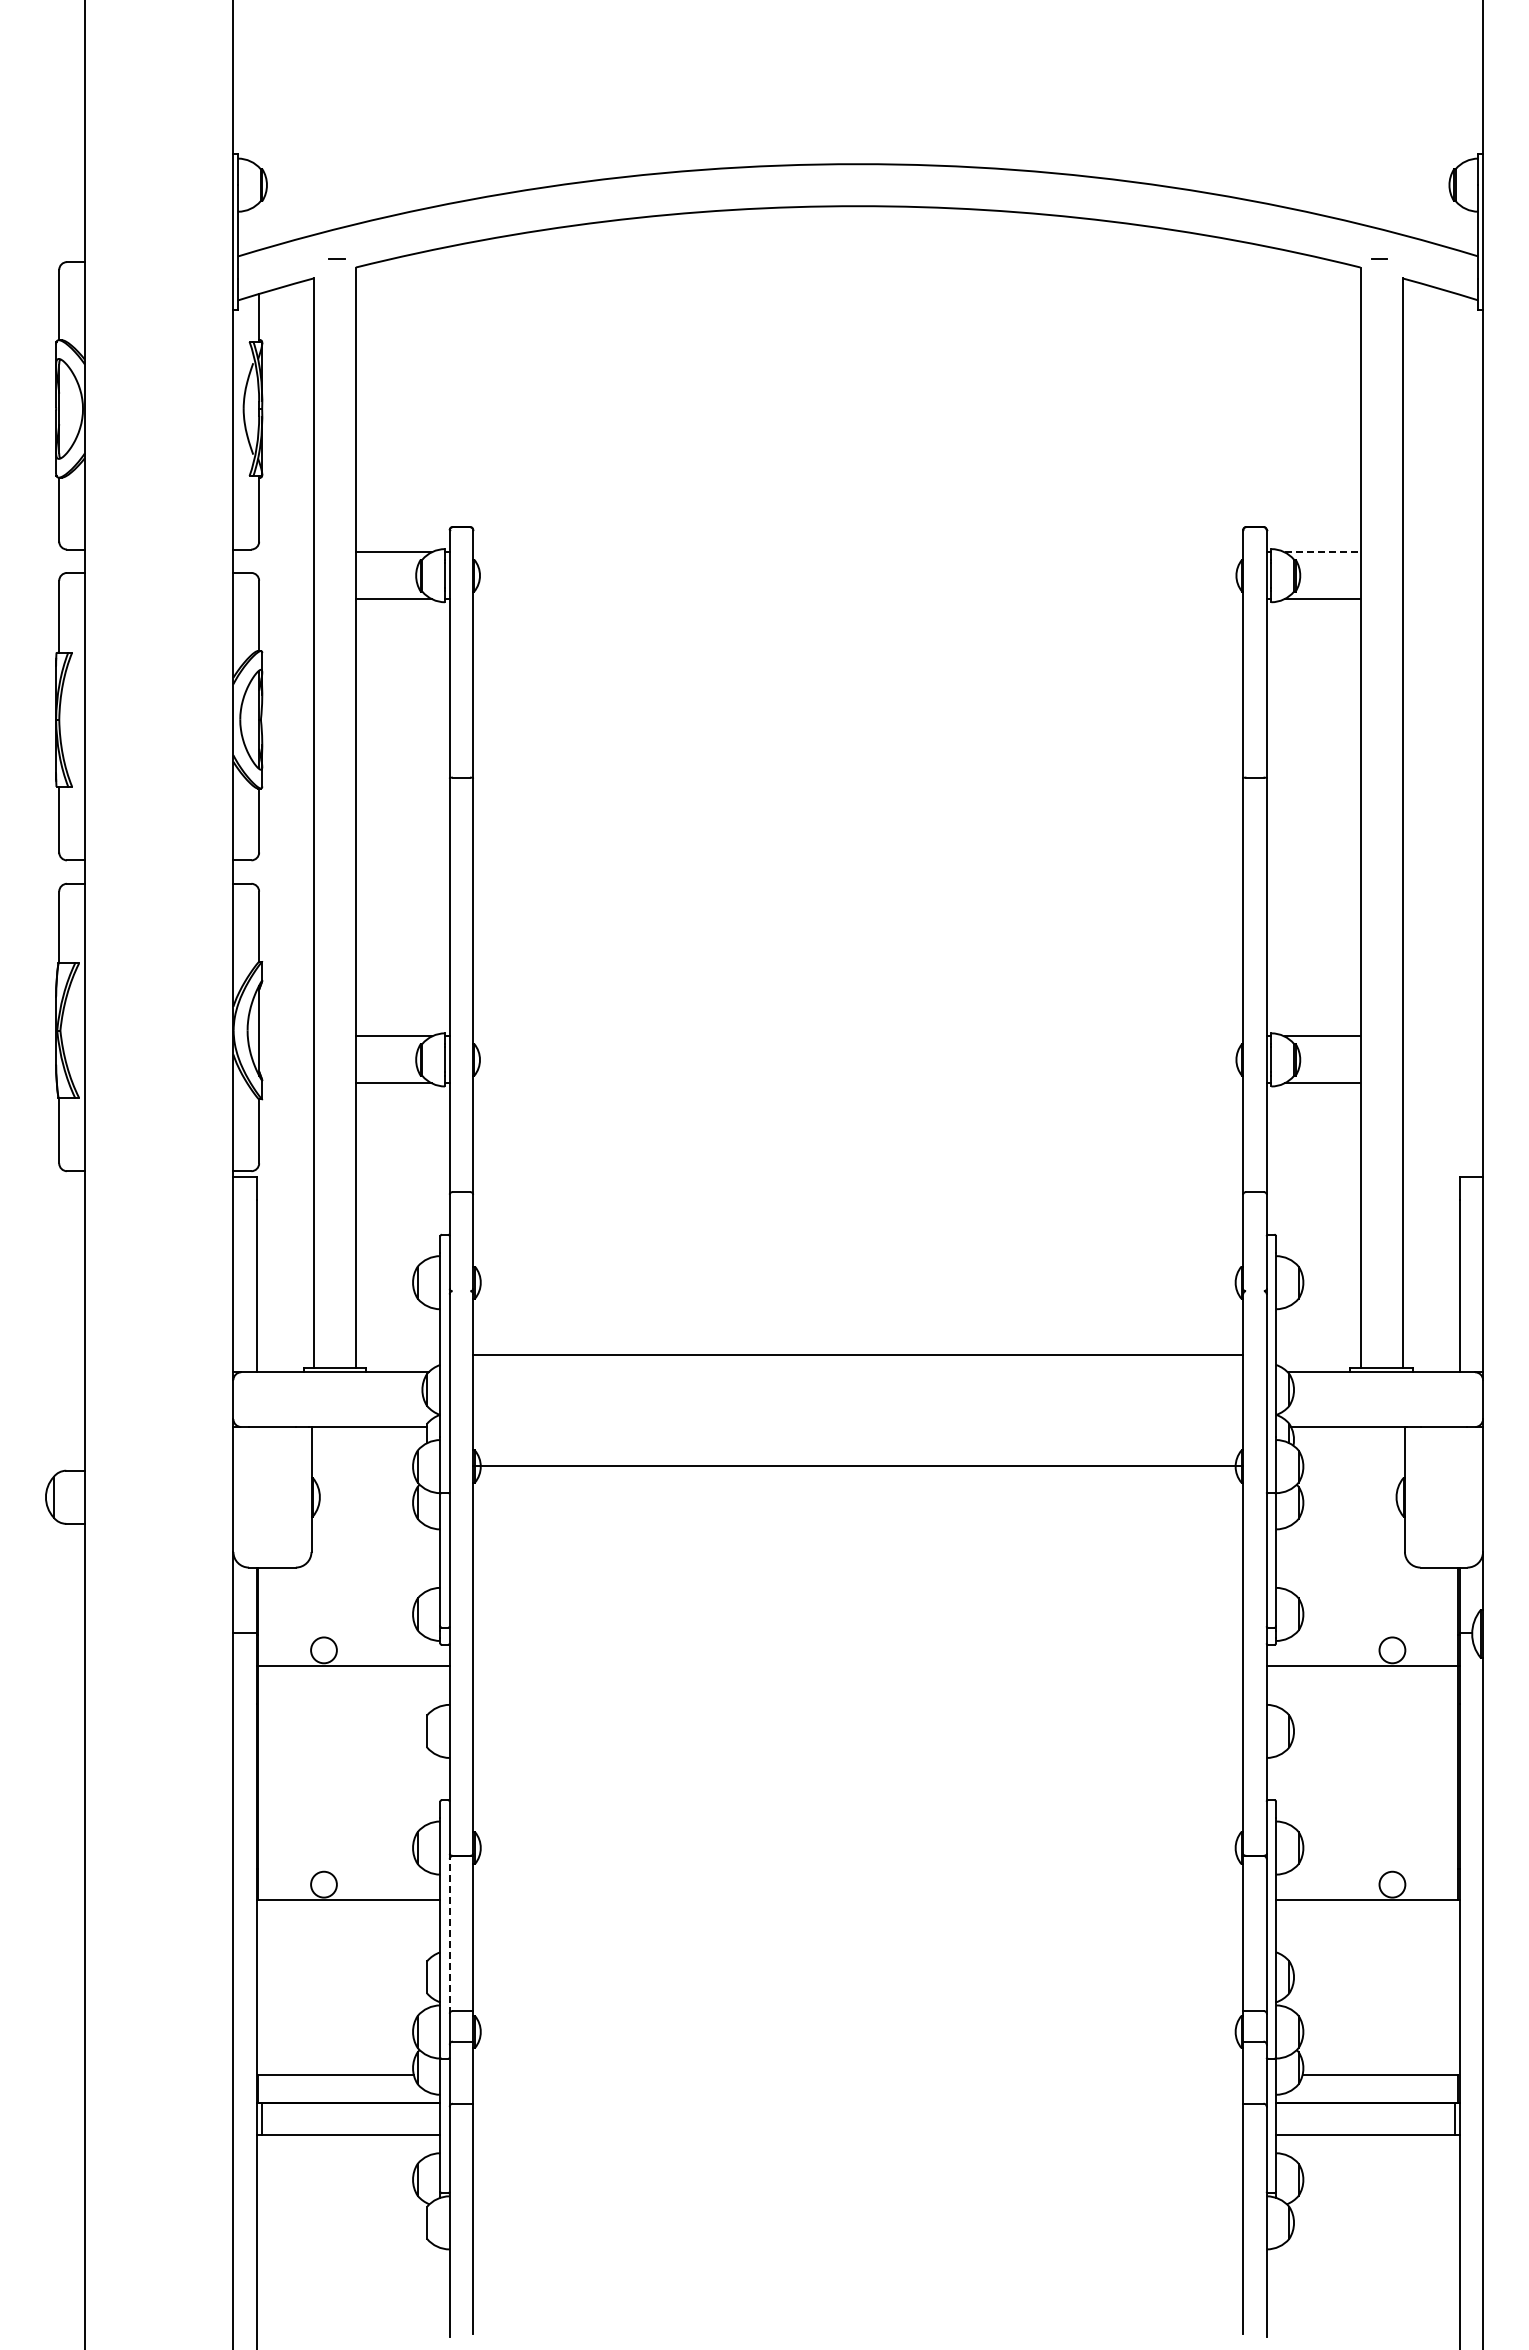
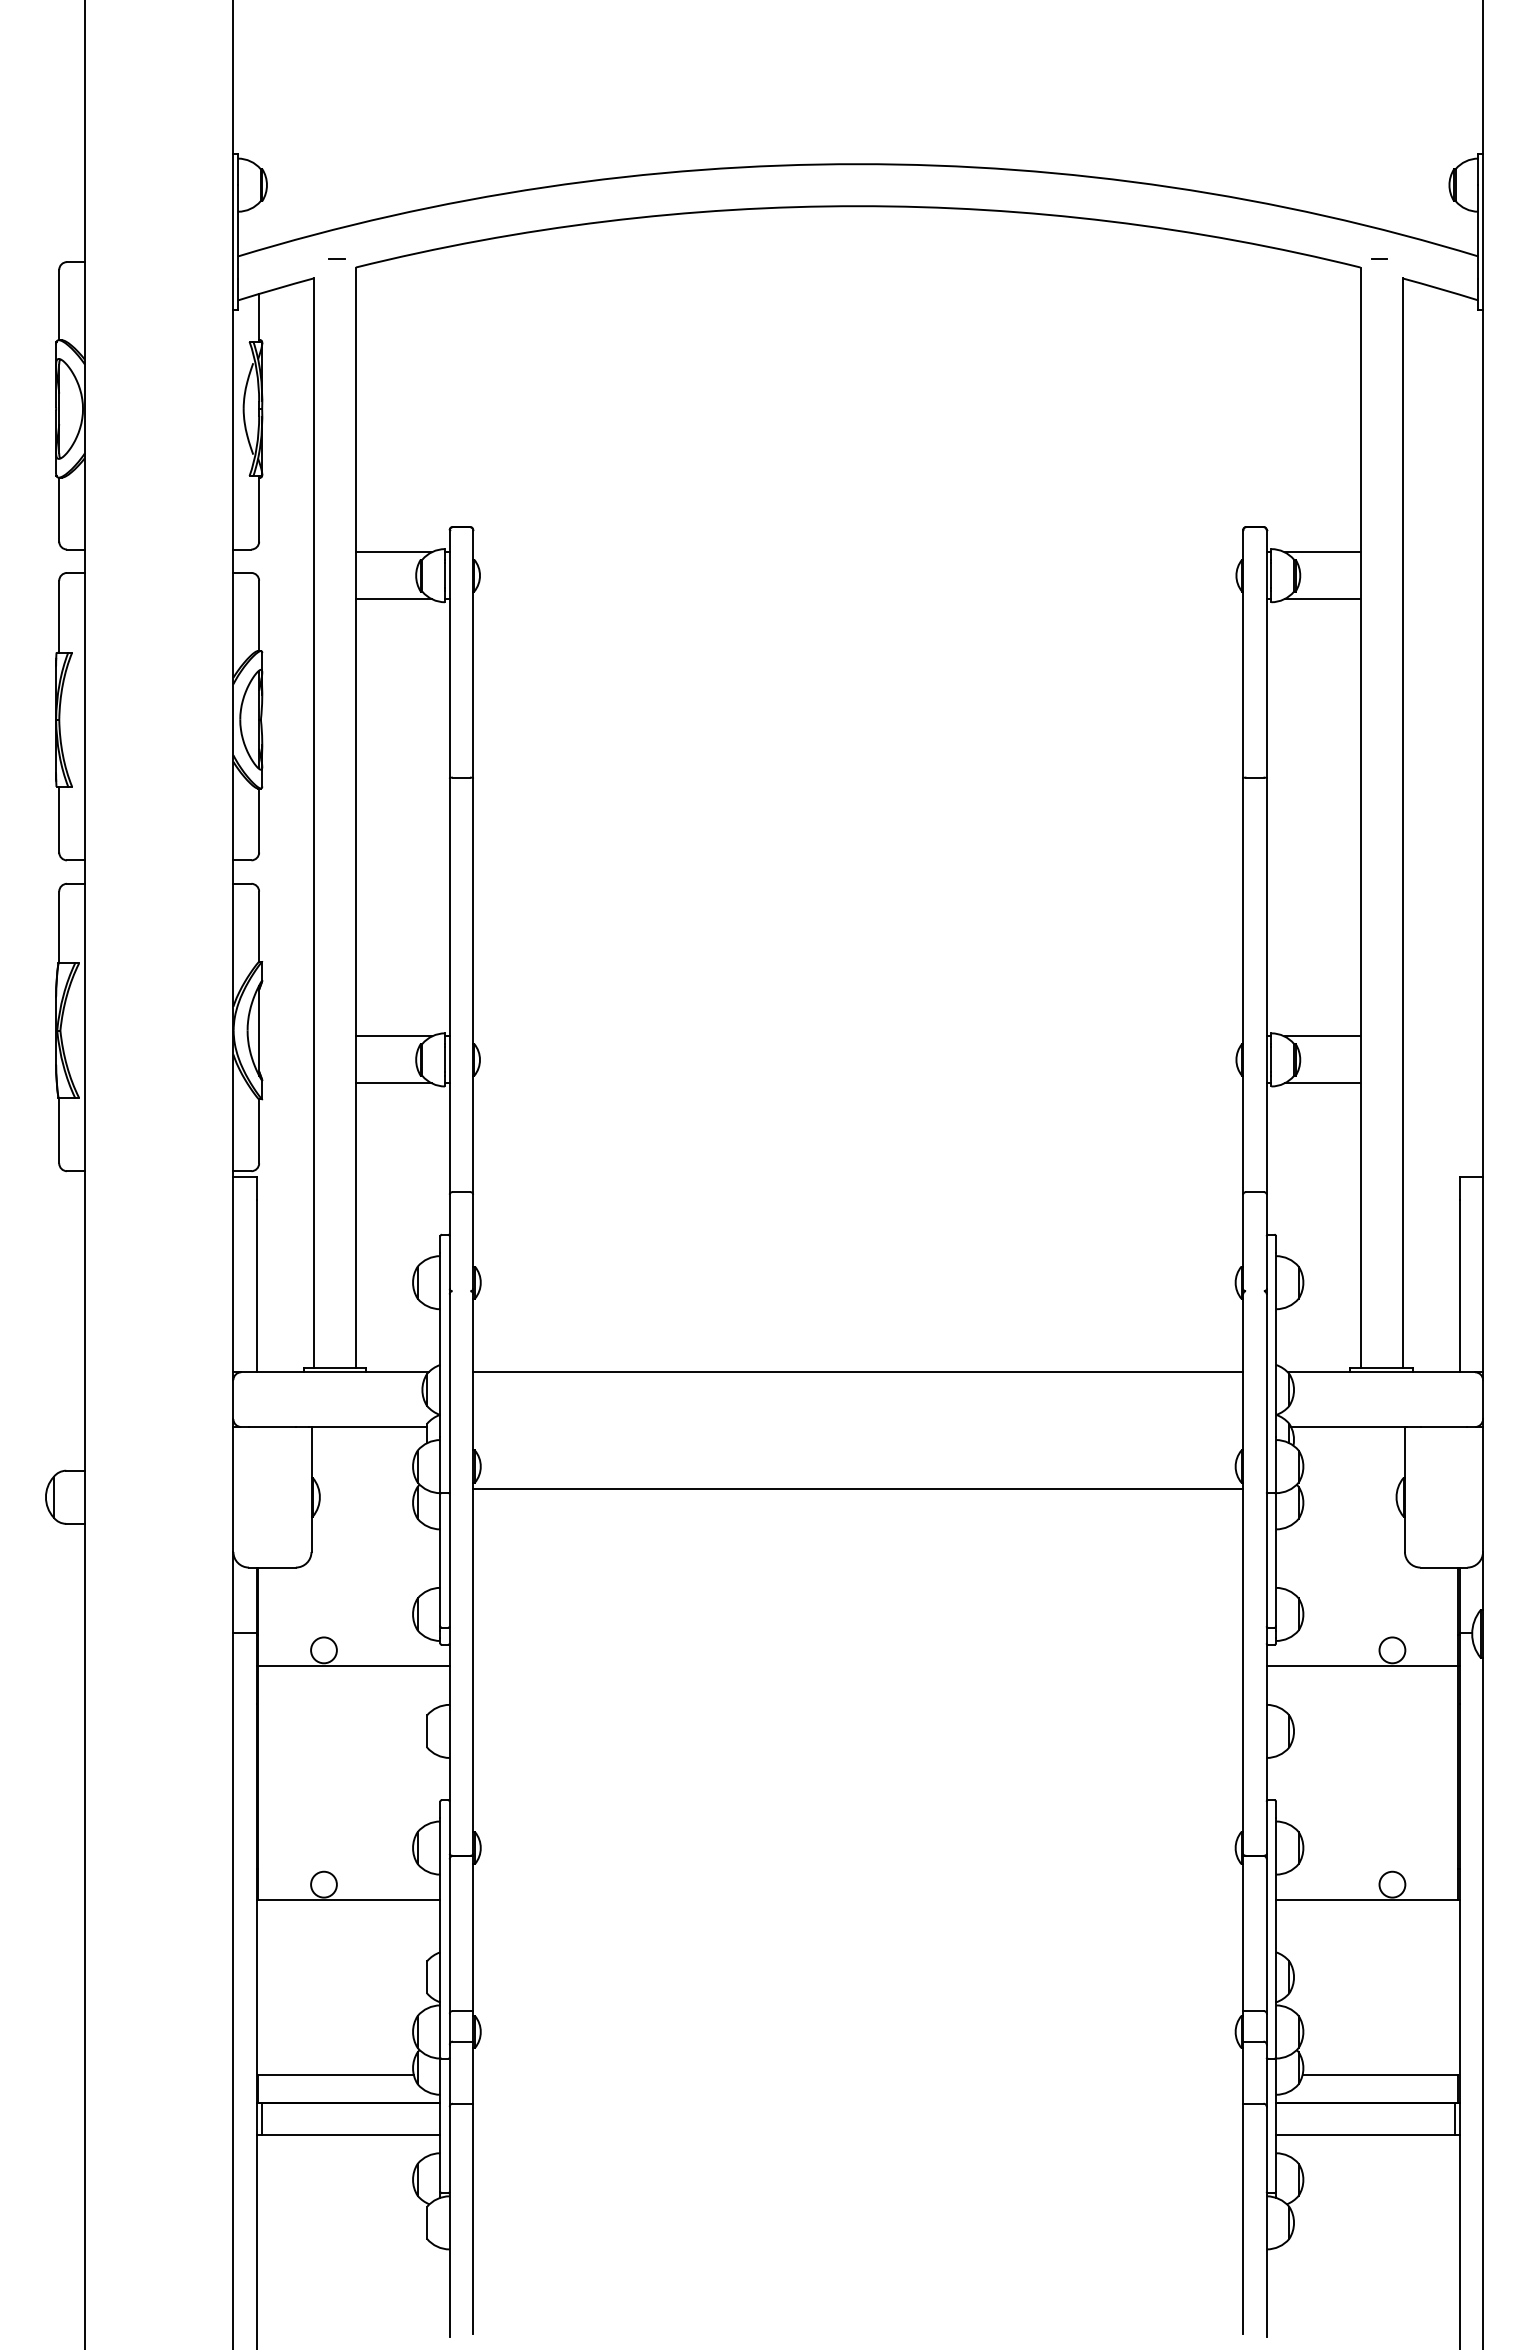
line: dashed -> solid (1322, 552)
line position: (858, 1355) -> (858, 1372) (858, 1372)
line position: (858, 1465) -> (858, 1488) (858, 1488)
line: dashed -> solid (449, 1935)
